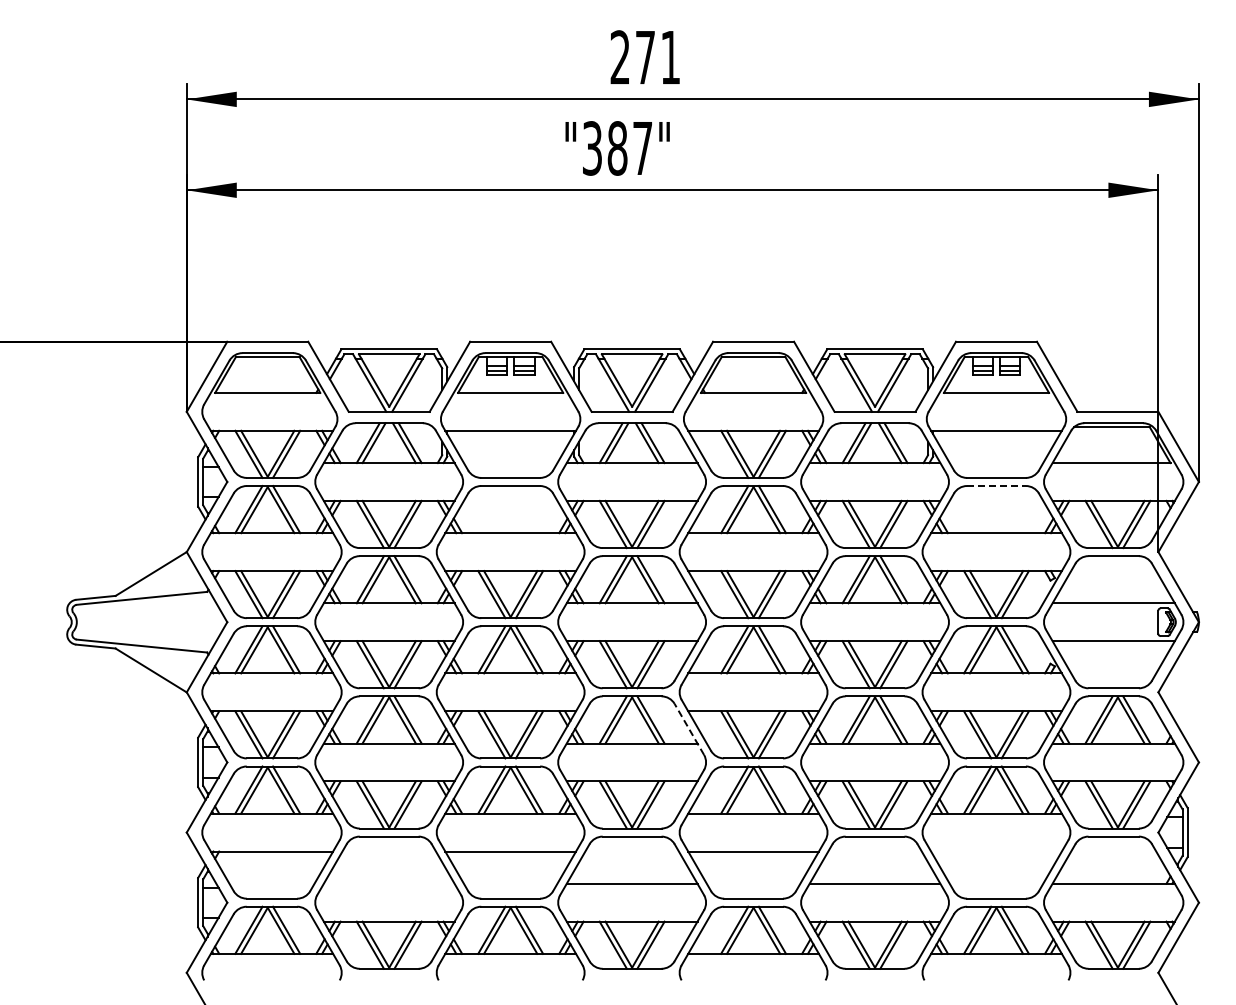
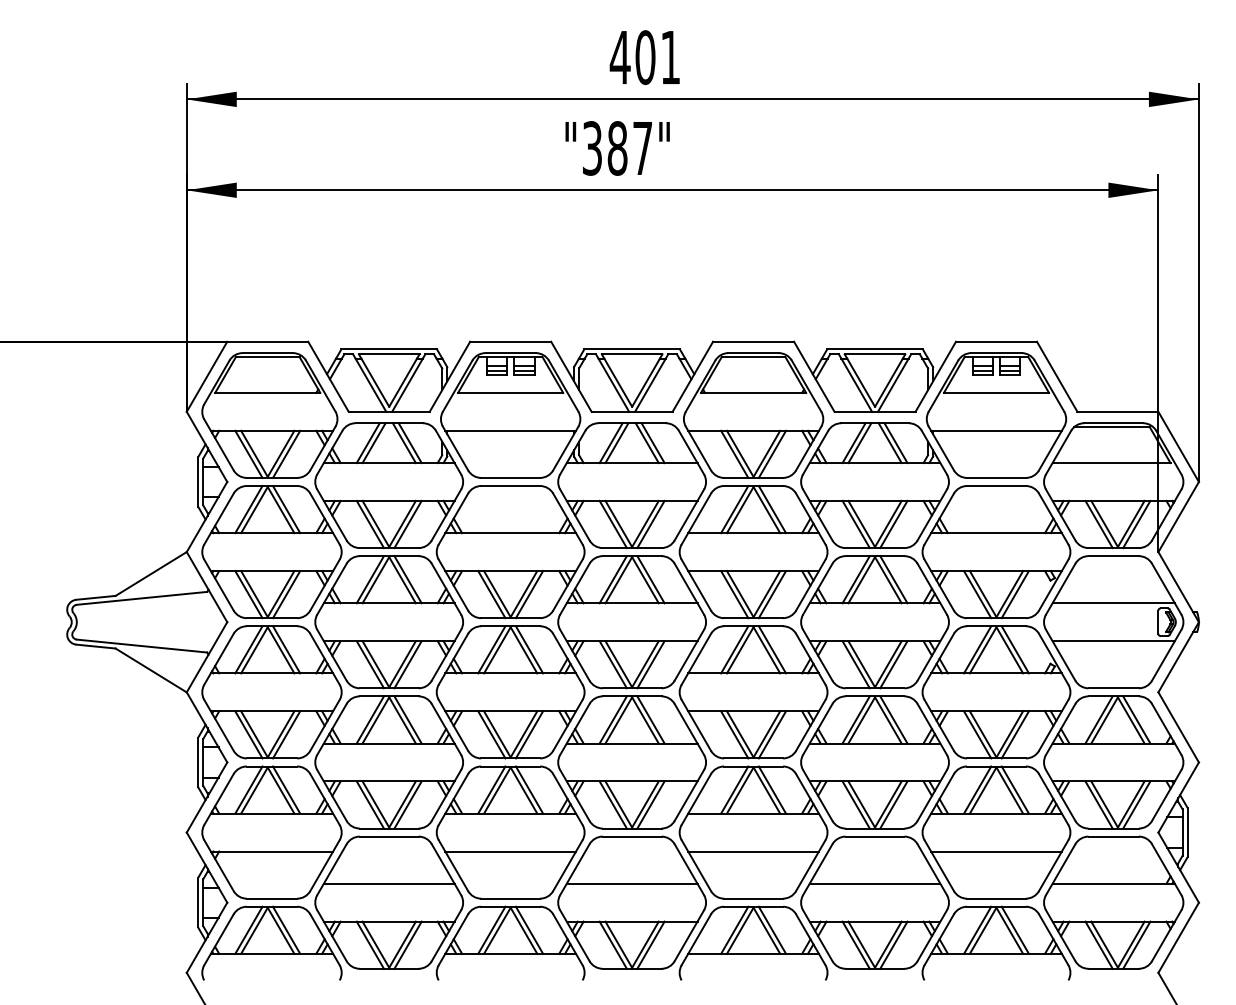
text: 271 -> 401 (632, 57)
line: dashed -> solid (996, 486)
line: dashed -> solid (689, 728)
line: none -> present (996, 851)
line: none -> present (388, 883)
